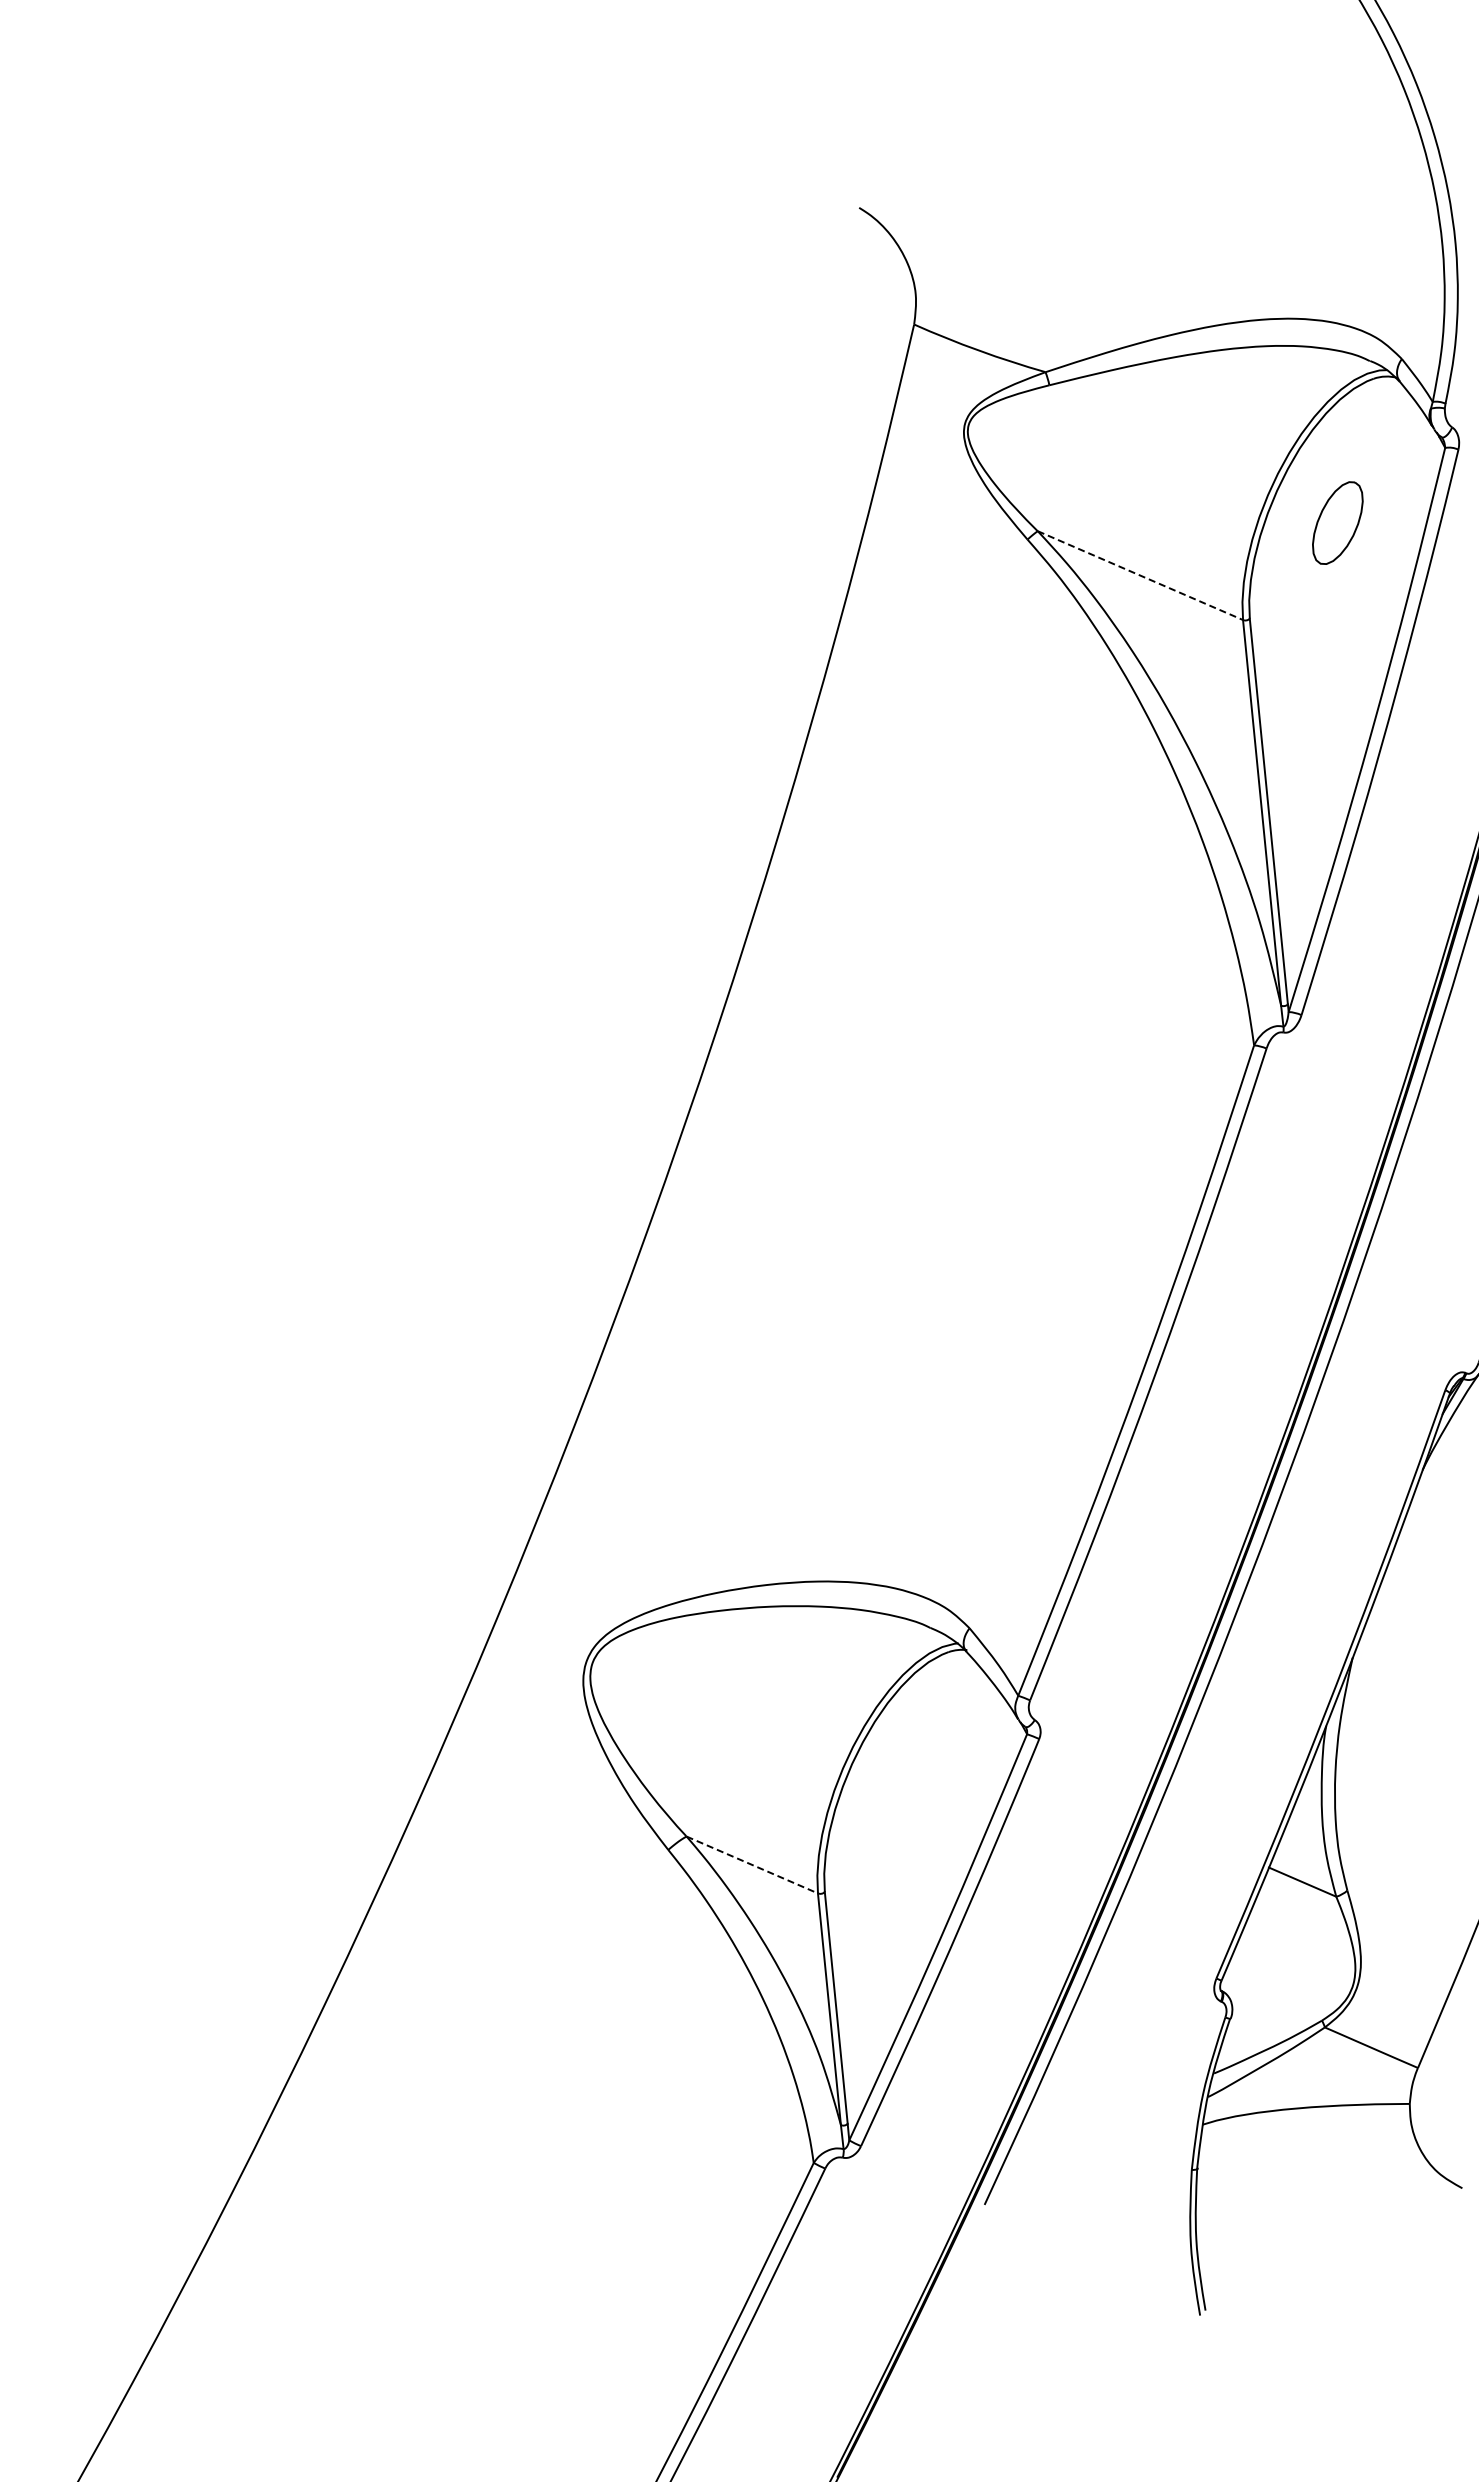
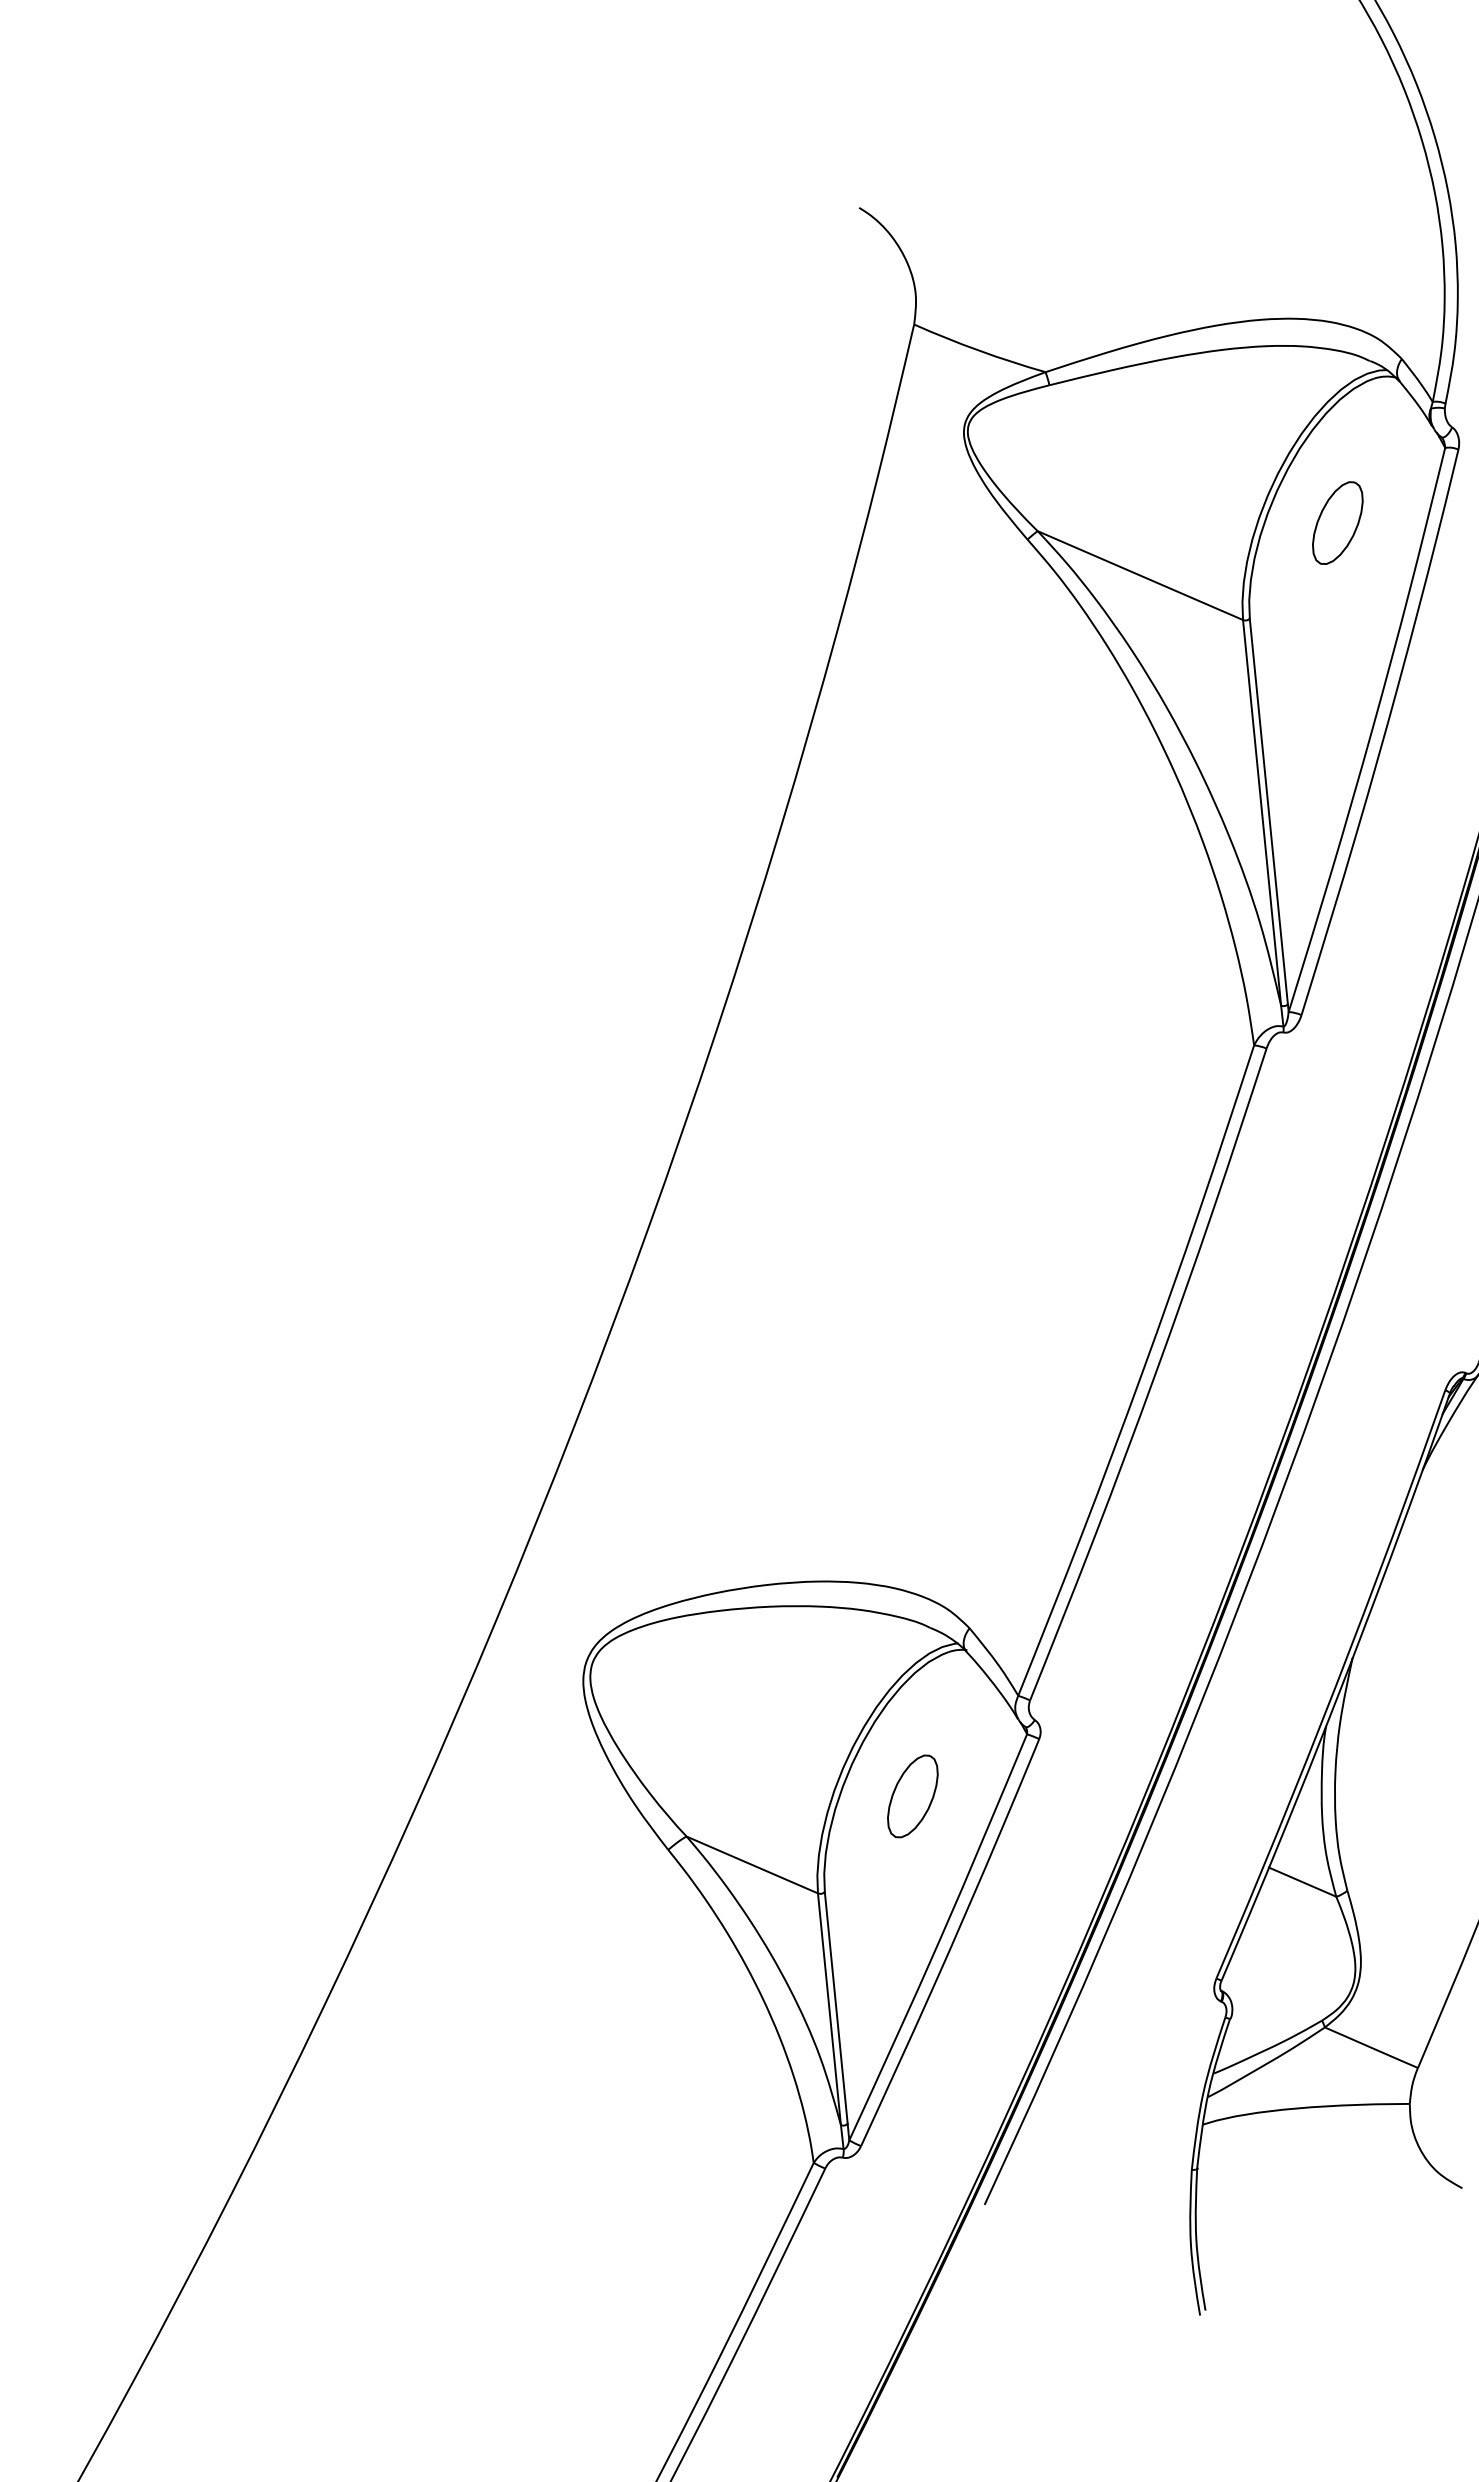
line: dashed -> solid (1140, 575)
part: none -> present (912, 1796)
line: dashed -> solid (752, 1864)
